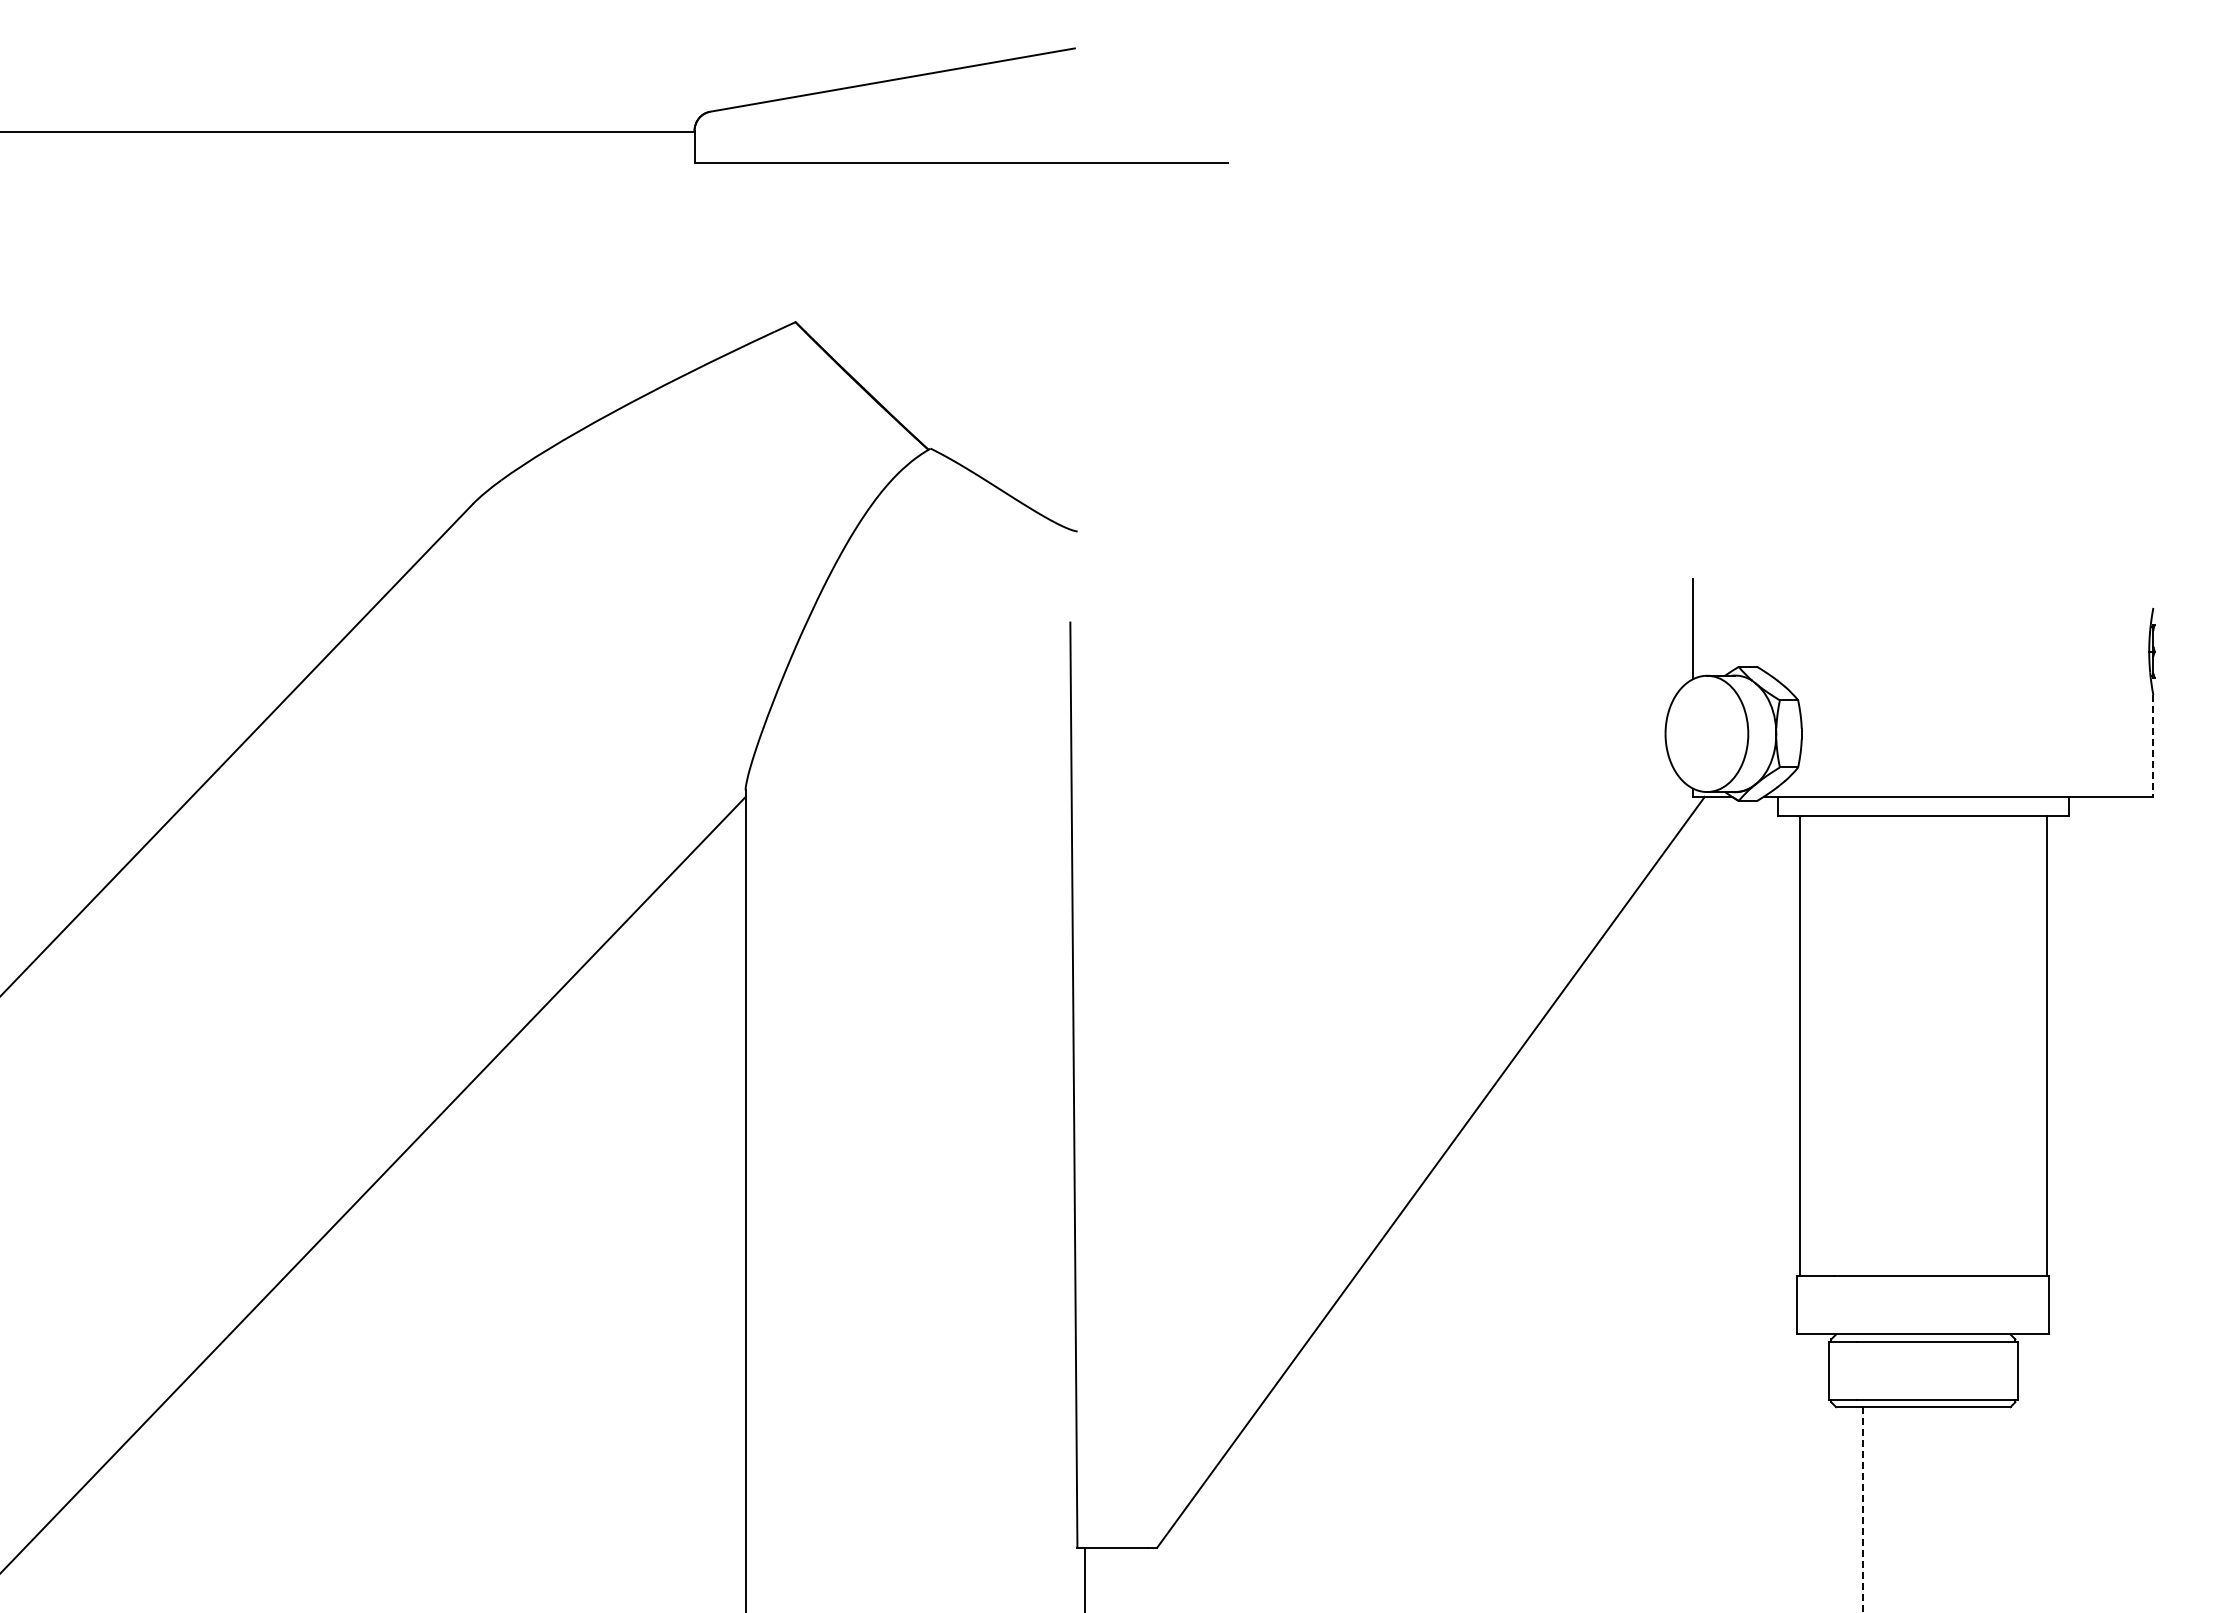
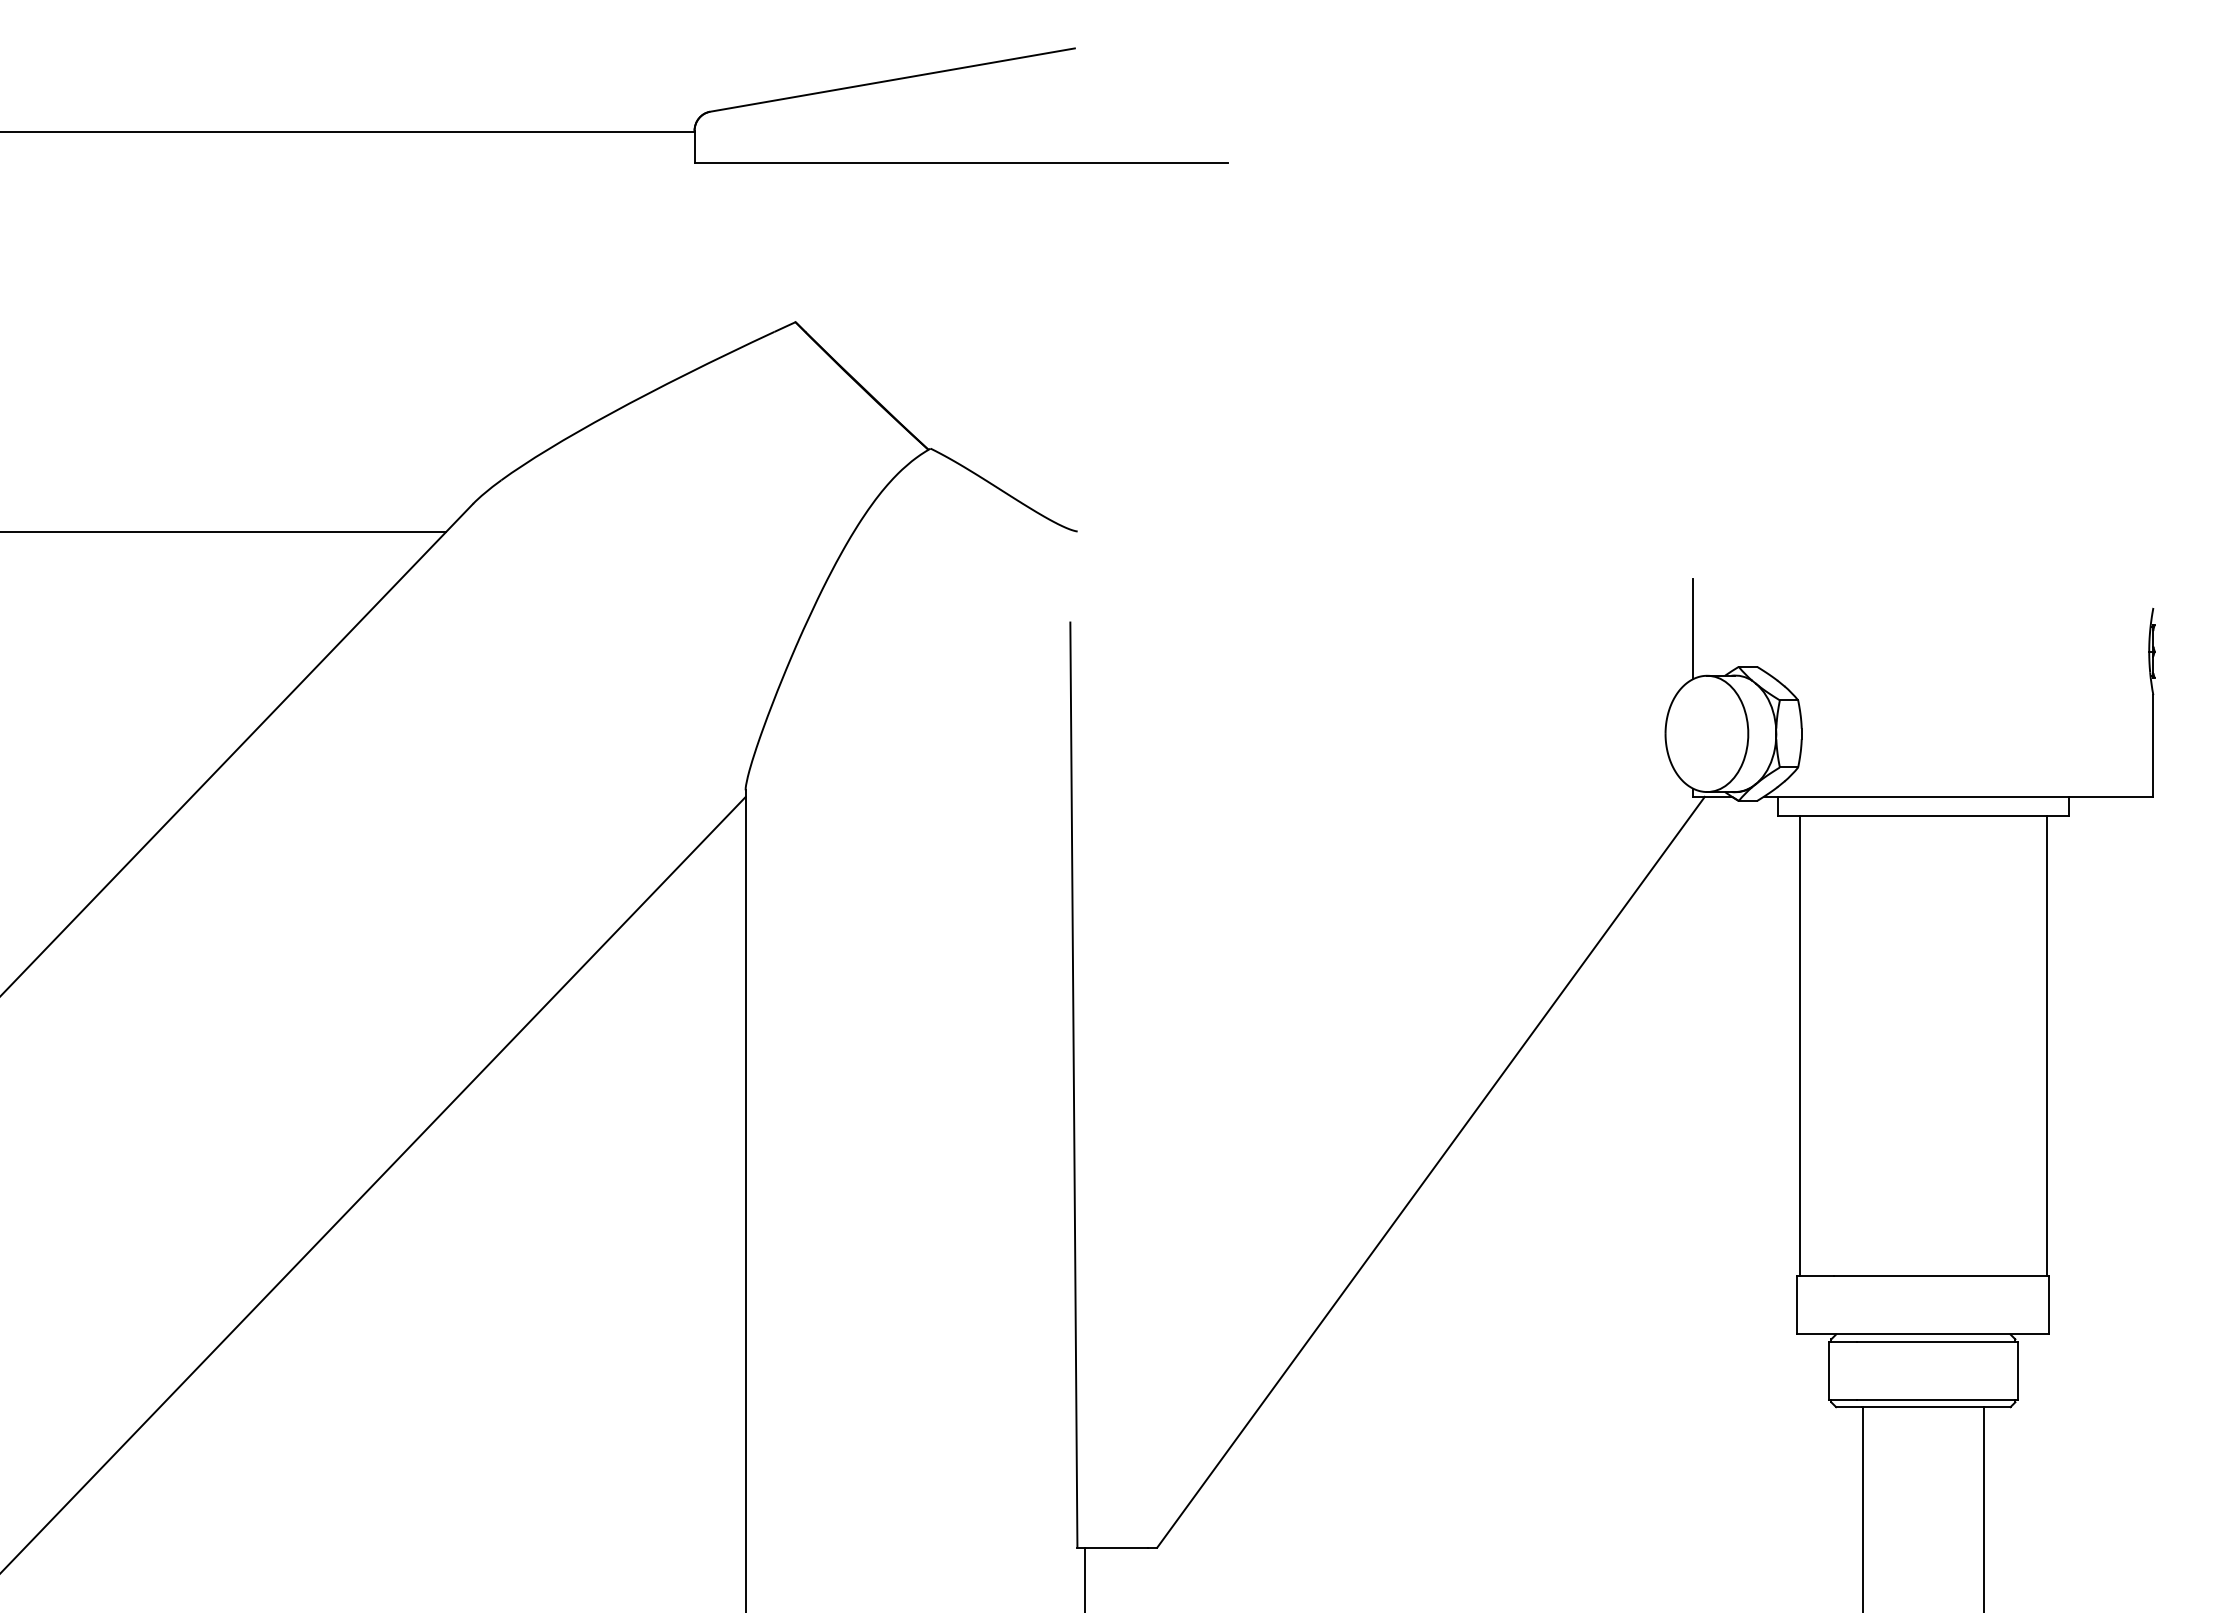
line: none -> present (224, 531)
line: dashed -> solid (2153, 746)
line: none -> present (1983, 1508)
line: dashed -> solid (1862, 1510)
